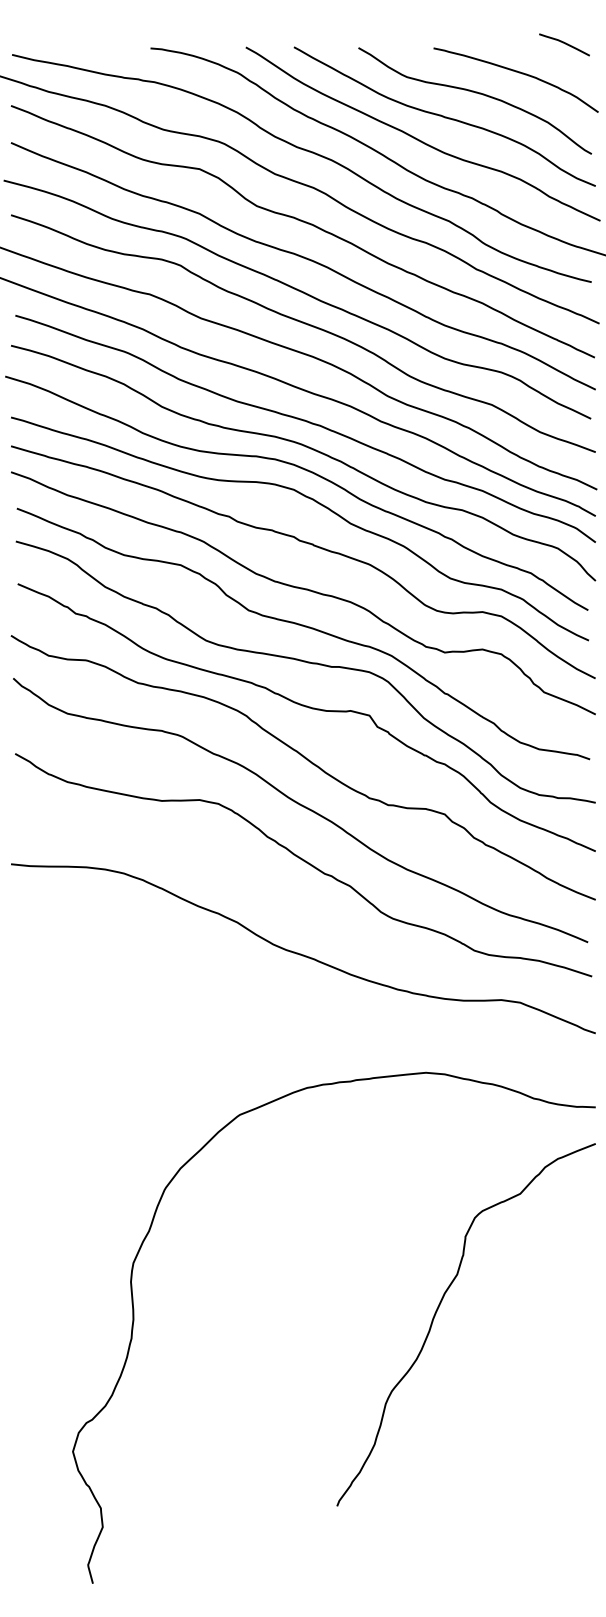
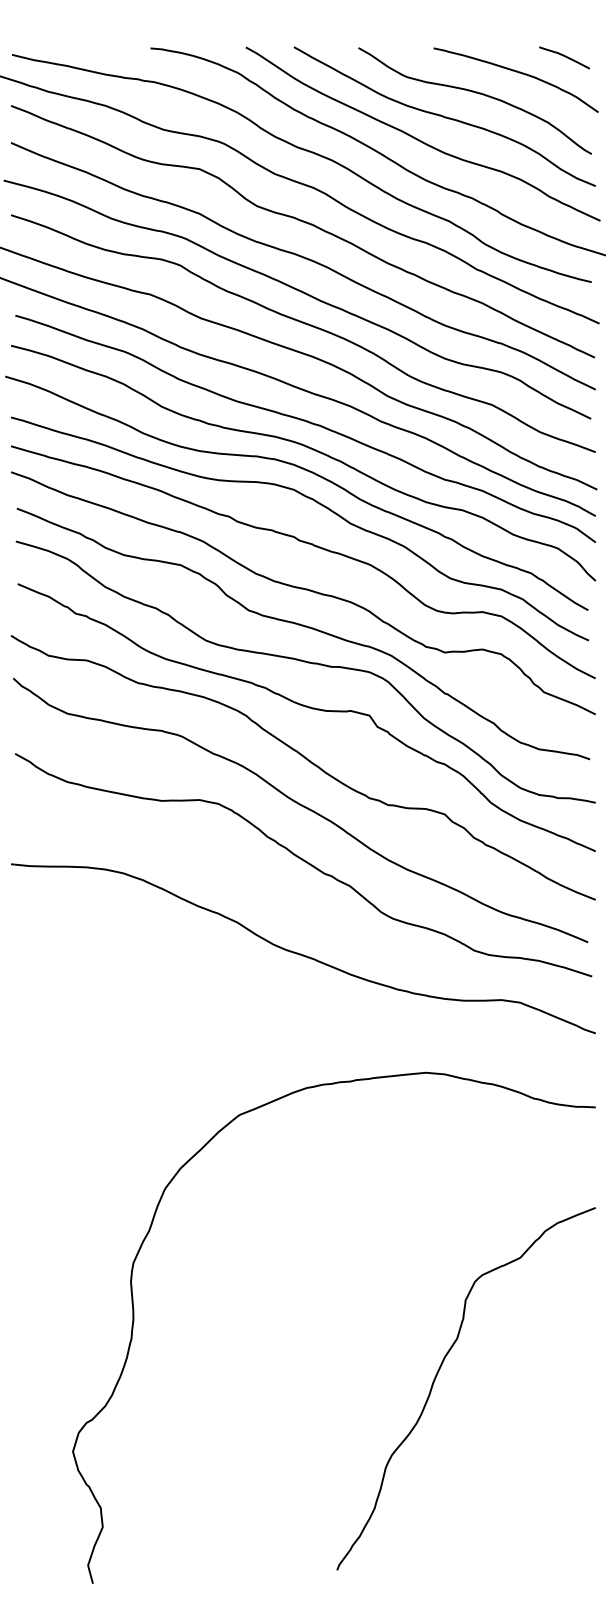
curve position: (564, 43) -> (564, 56) (564, 56)
curve position: (436, 1314) -> (436, 1378) (436, 1378)
